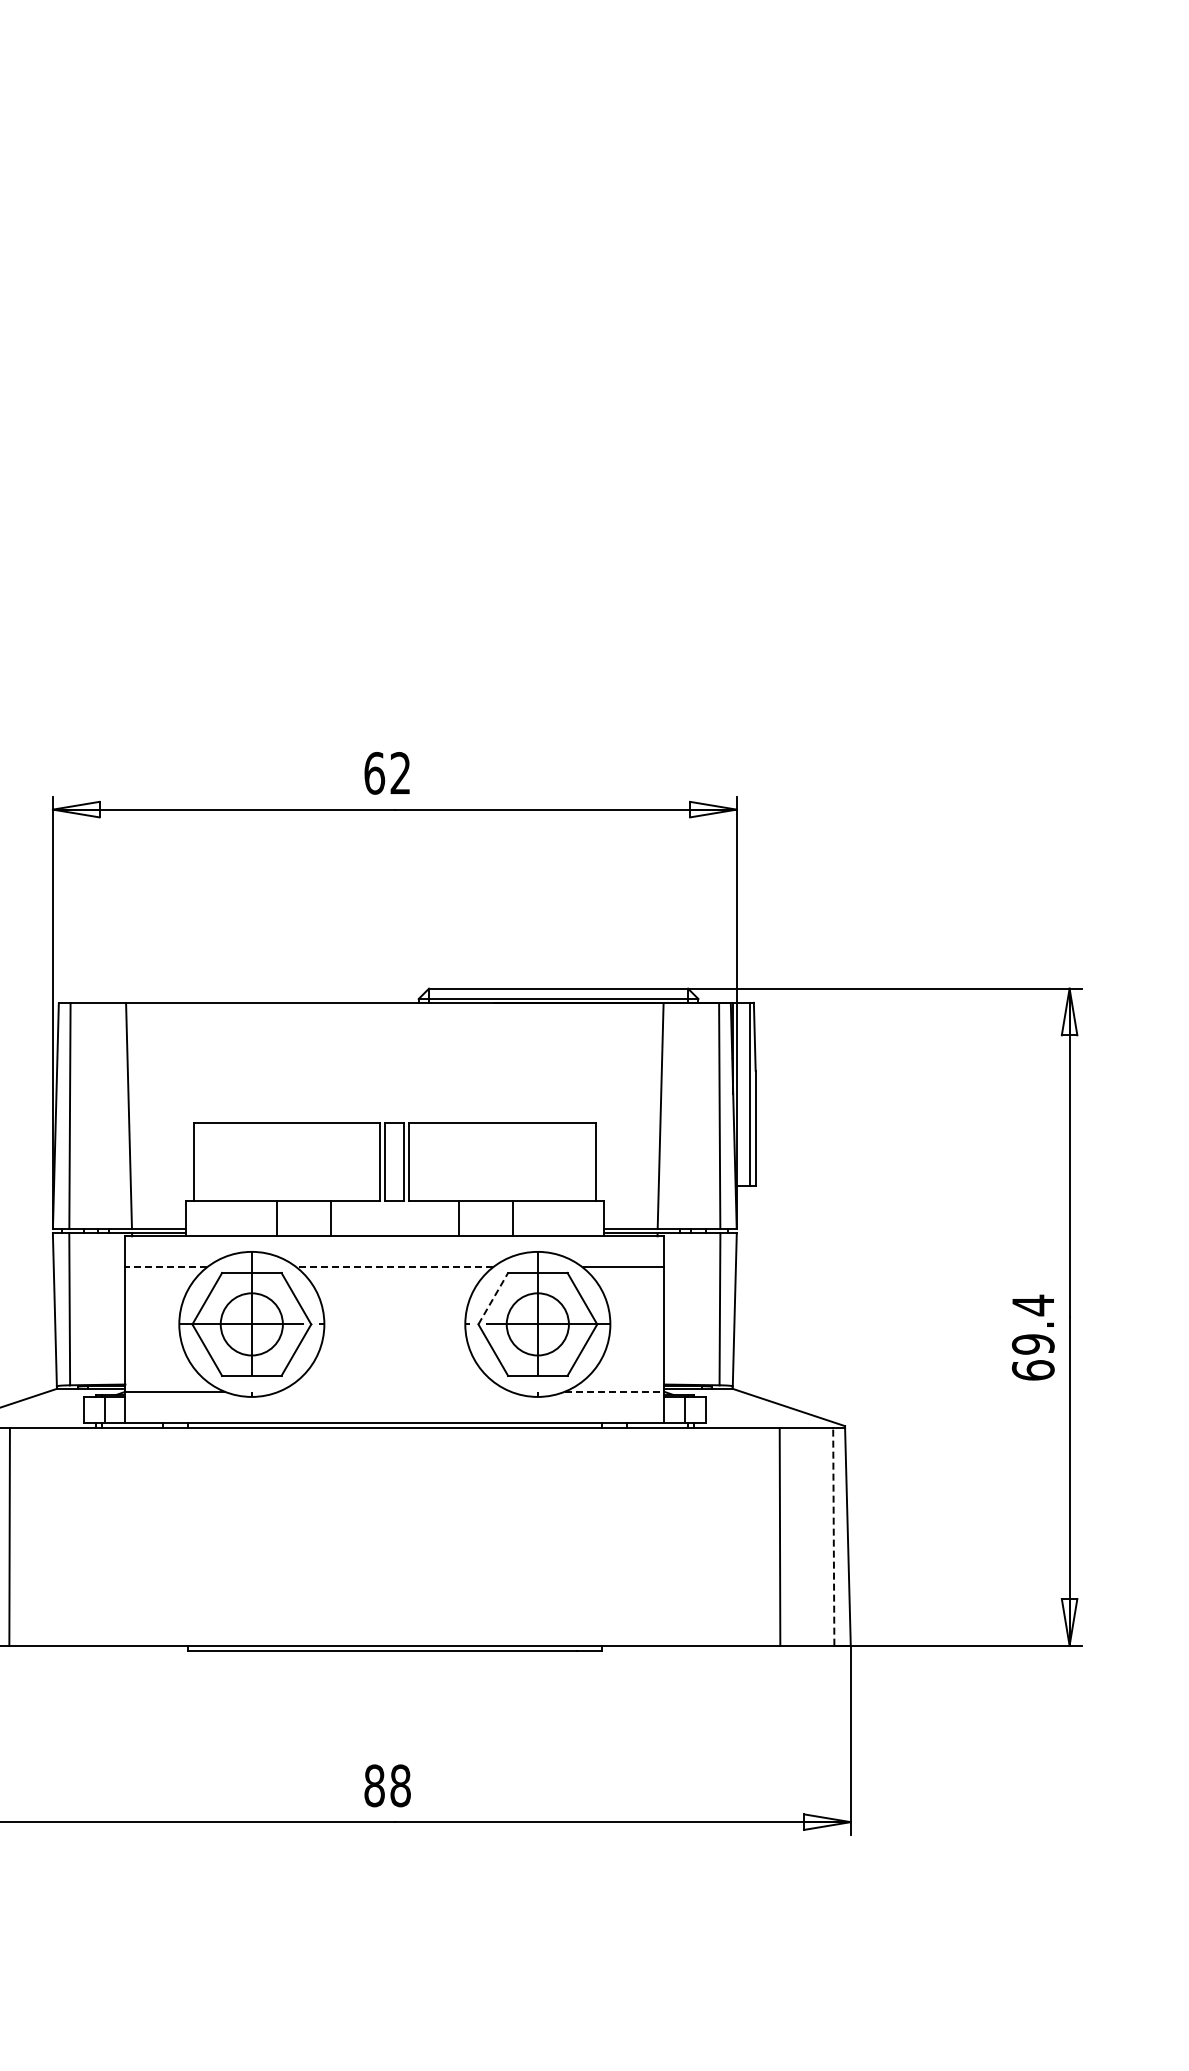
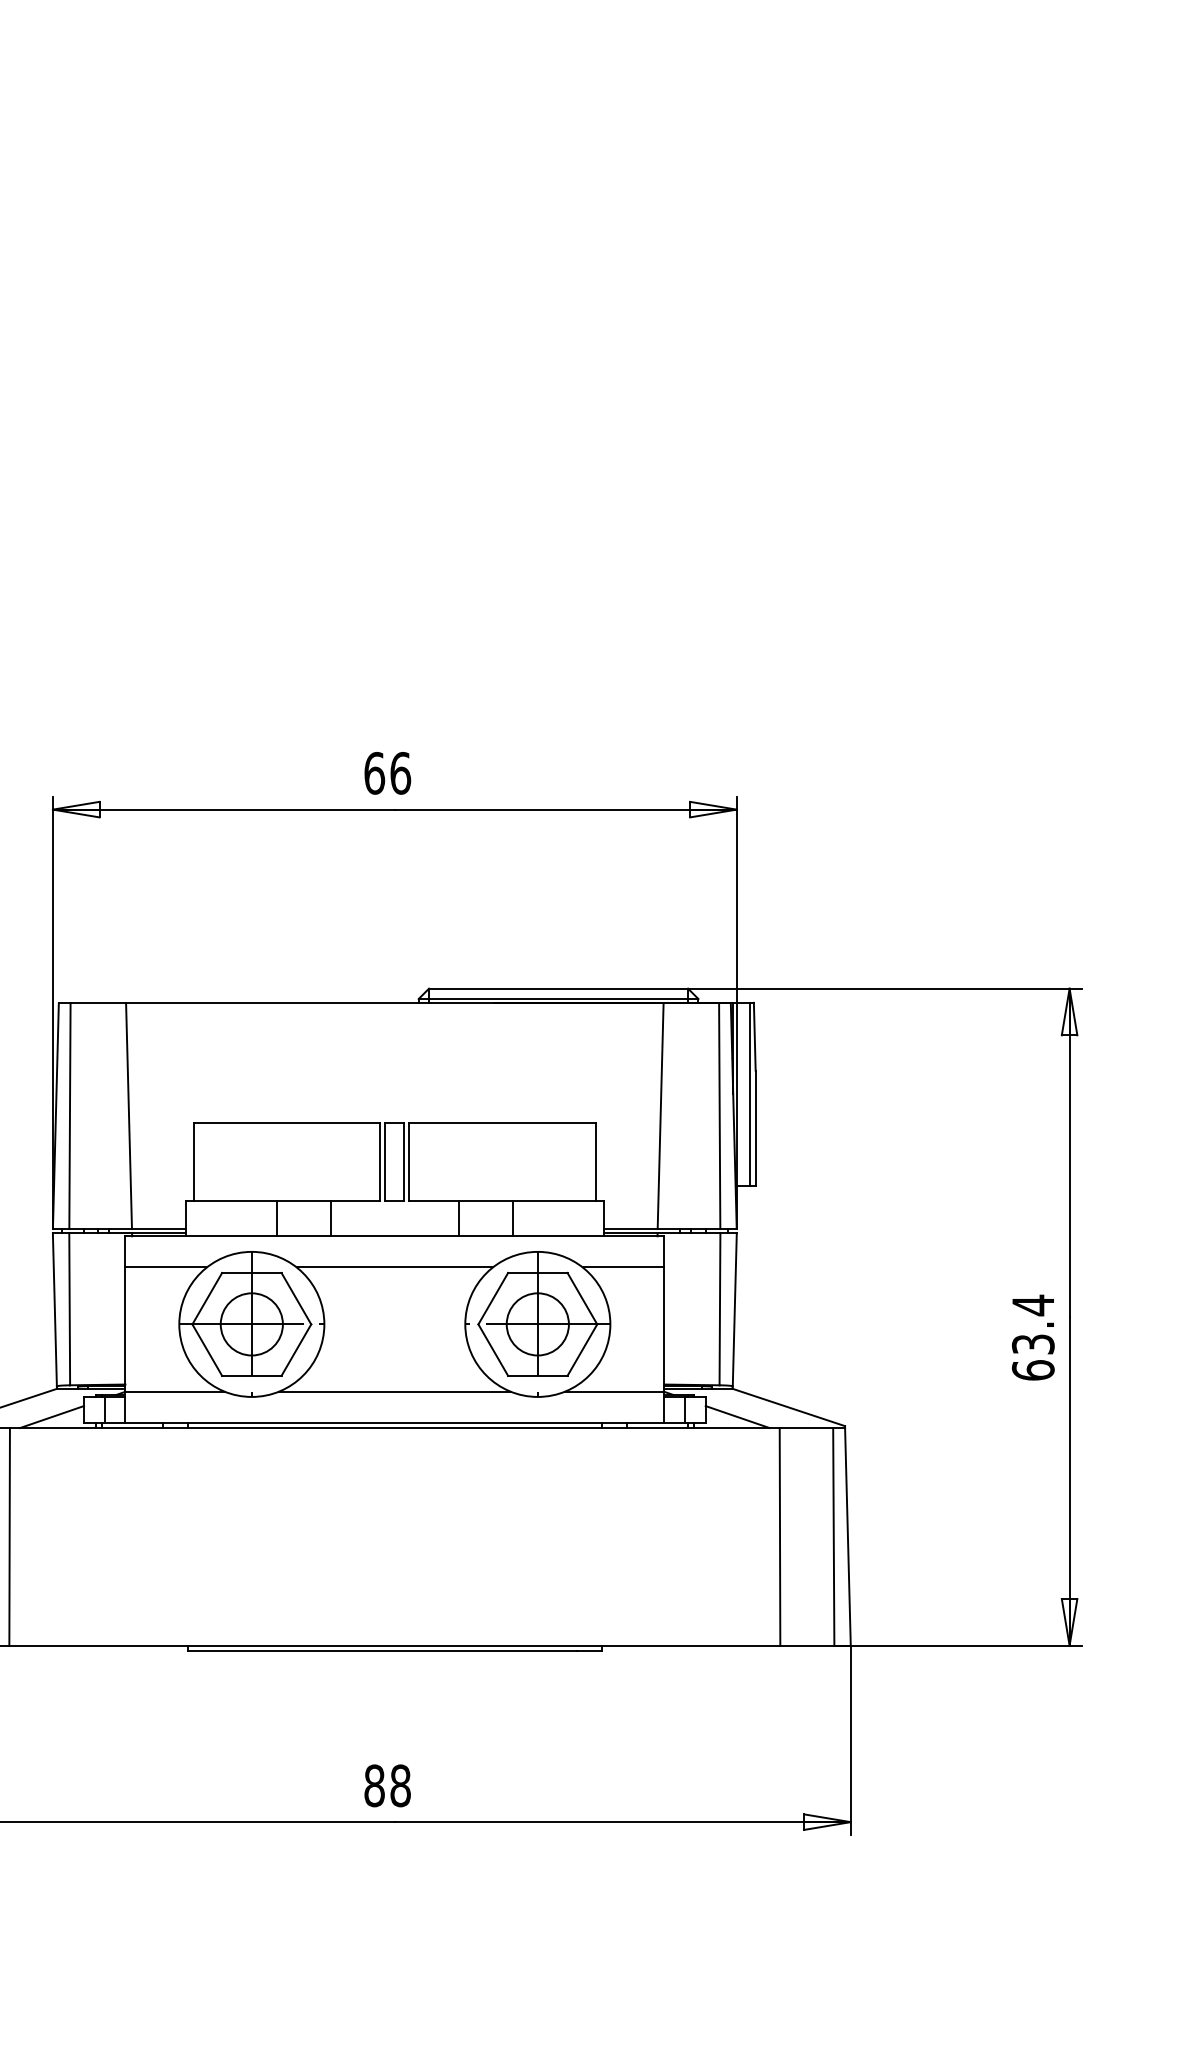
text: 62 -> 66 (400, 773)
line: dashed -> solid (166, 1267)
line: dashed -> solid (394, 1267)
line: dashed -> solid (493, 1298)
text: 69.4 -> 63.4 (1033, 1344)
line: none -> present (394, 1391)
line: dashed -> solid (614, 1391)
line: none -> present (51, 1417)
line: none -> present (737, 1417)
line: dashed -> solid (833, 1536)
